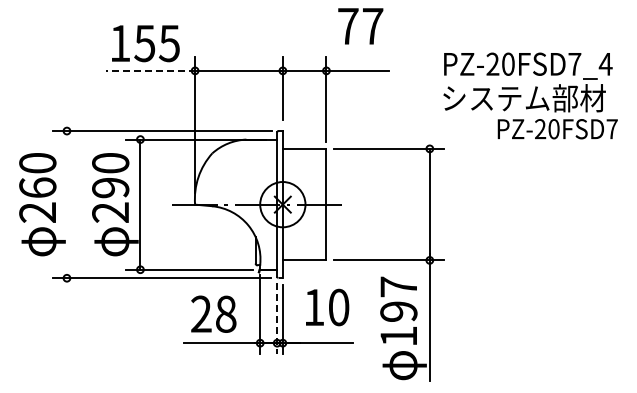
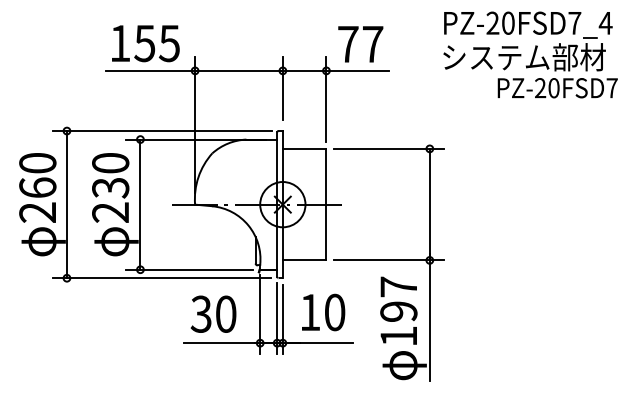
text position: (360, 26) -> (360, 44) (360, 44)
line: dashed -> solid (151, 70)
text position: (530, 95) -> (530, 54) (530, 54)
text: 290 -> 230 (110, 188)
line: none -> present (66, 204)
text position: (327, 307) -> (323, 312) (323, 312)
text: 28 -> 30 (213, 313)
line: dashed -> solid (277, 318)
